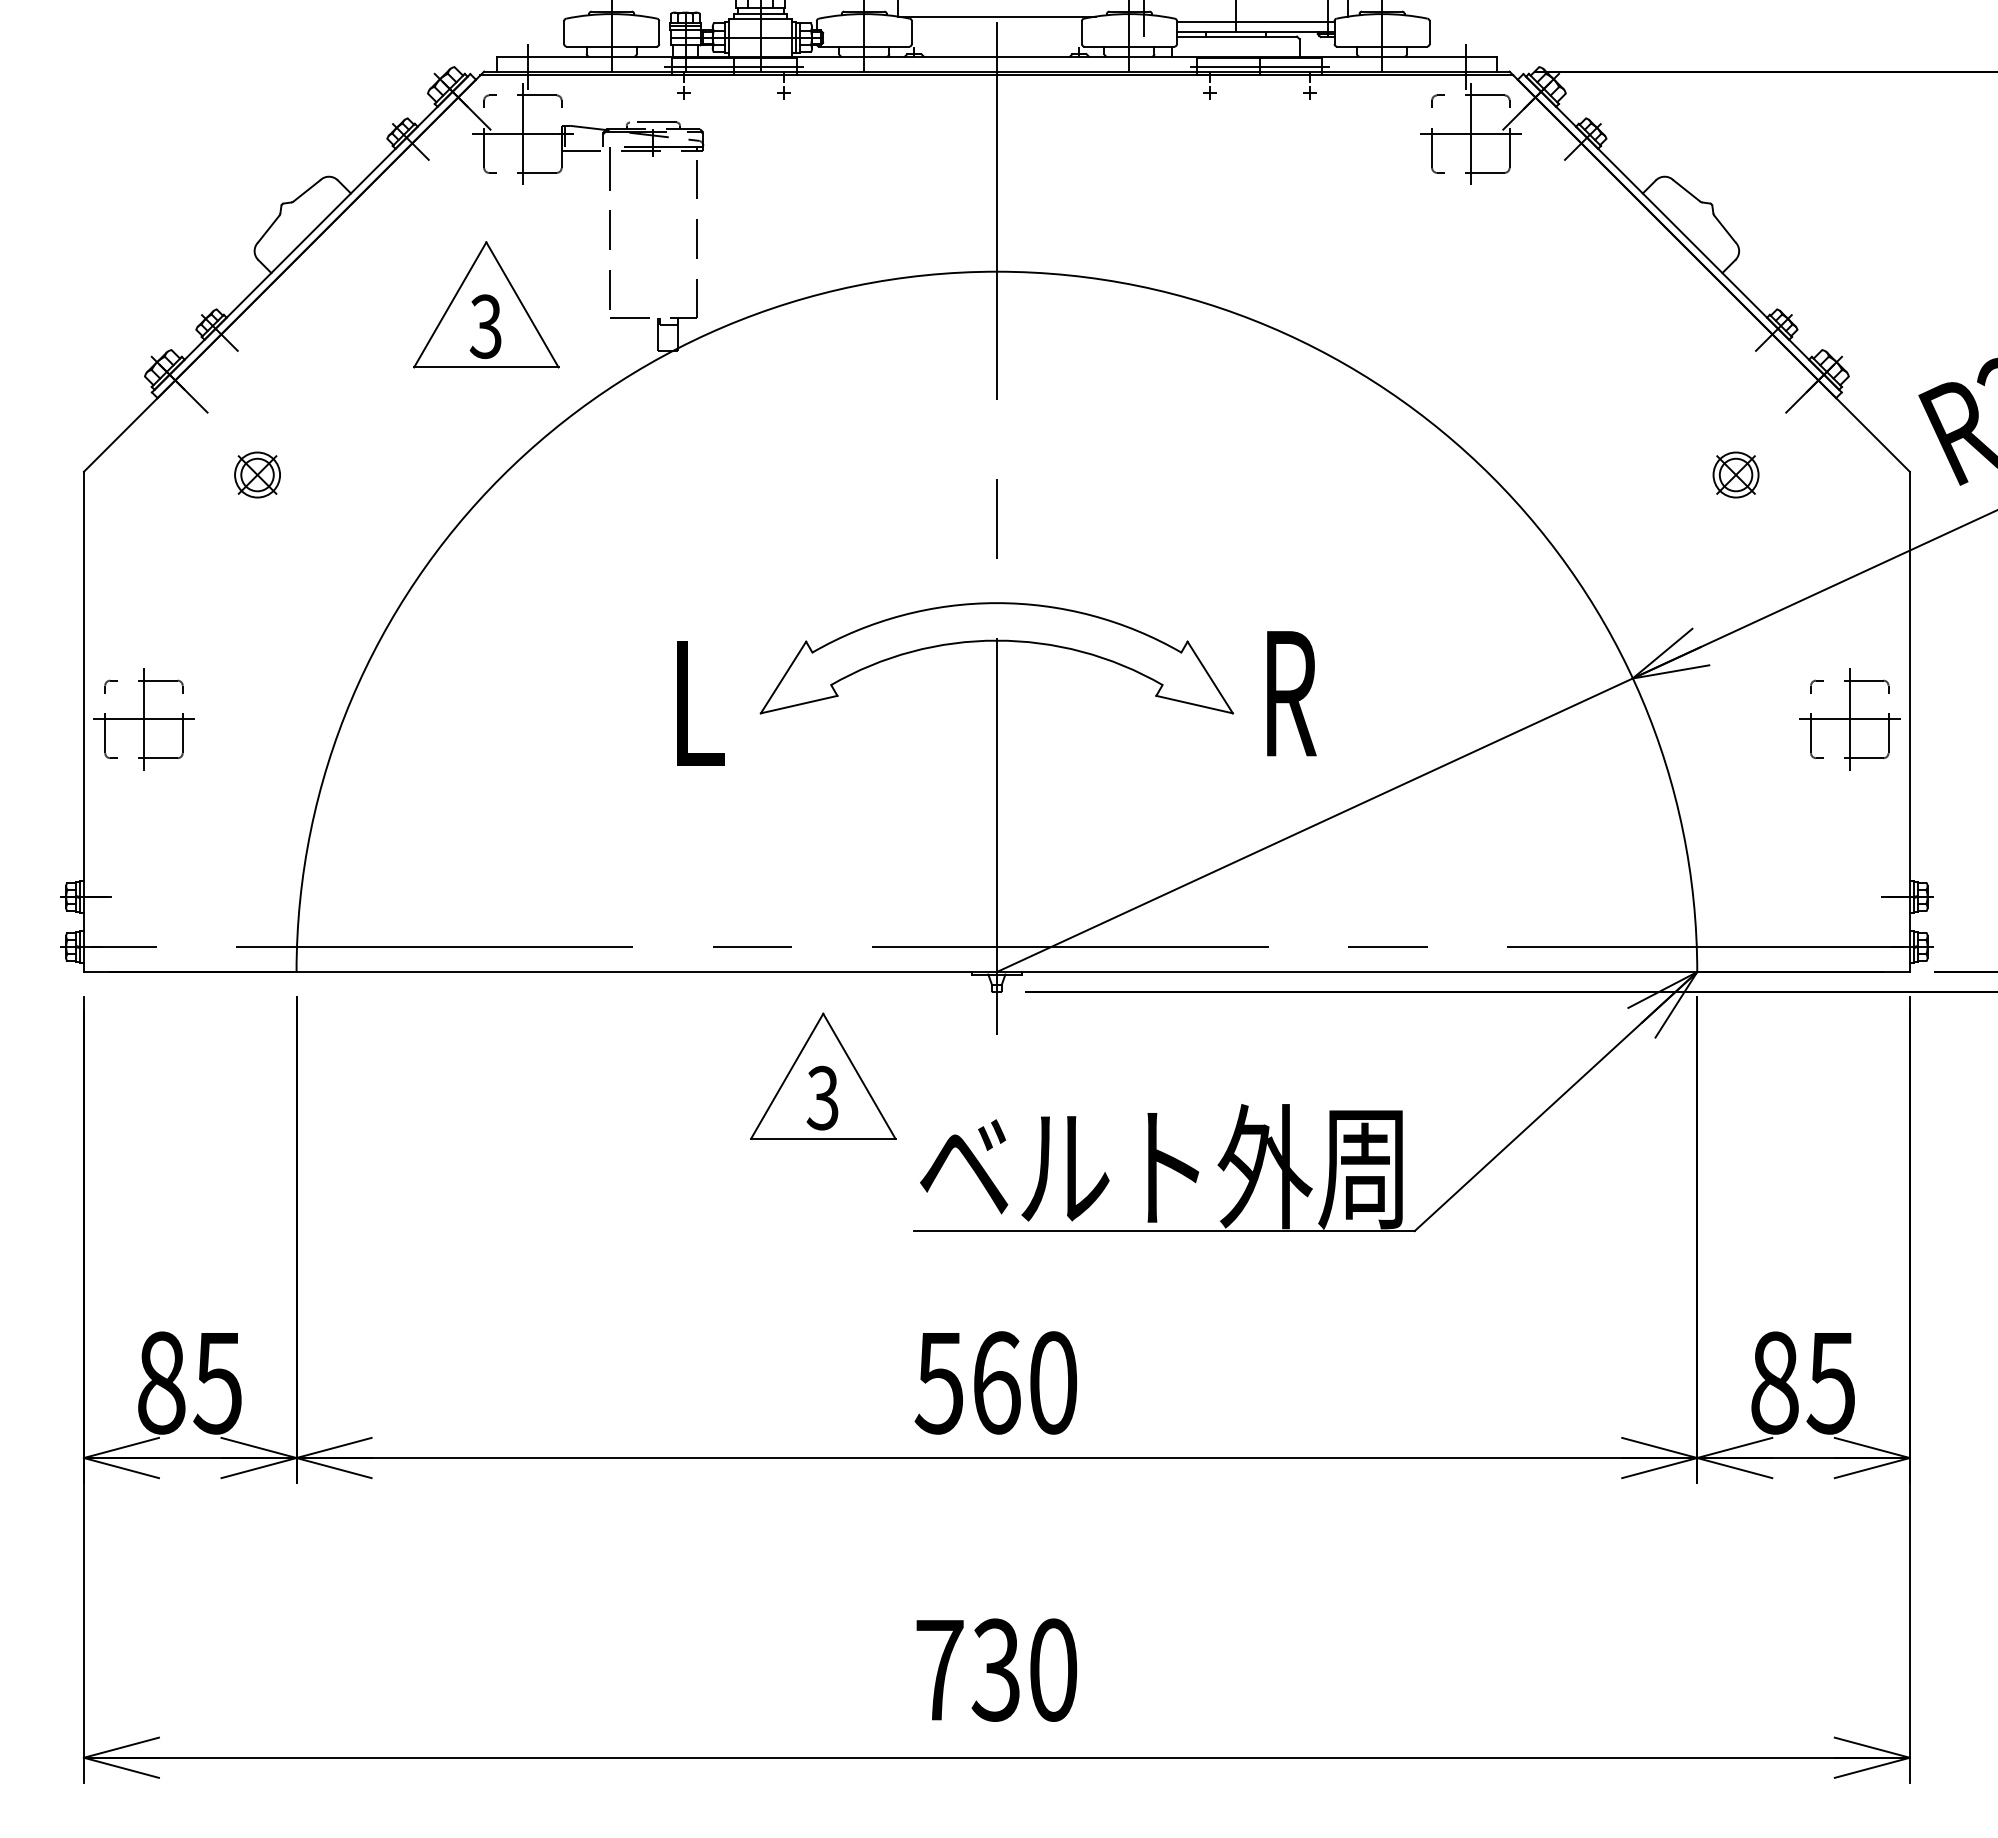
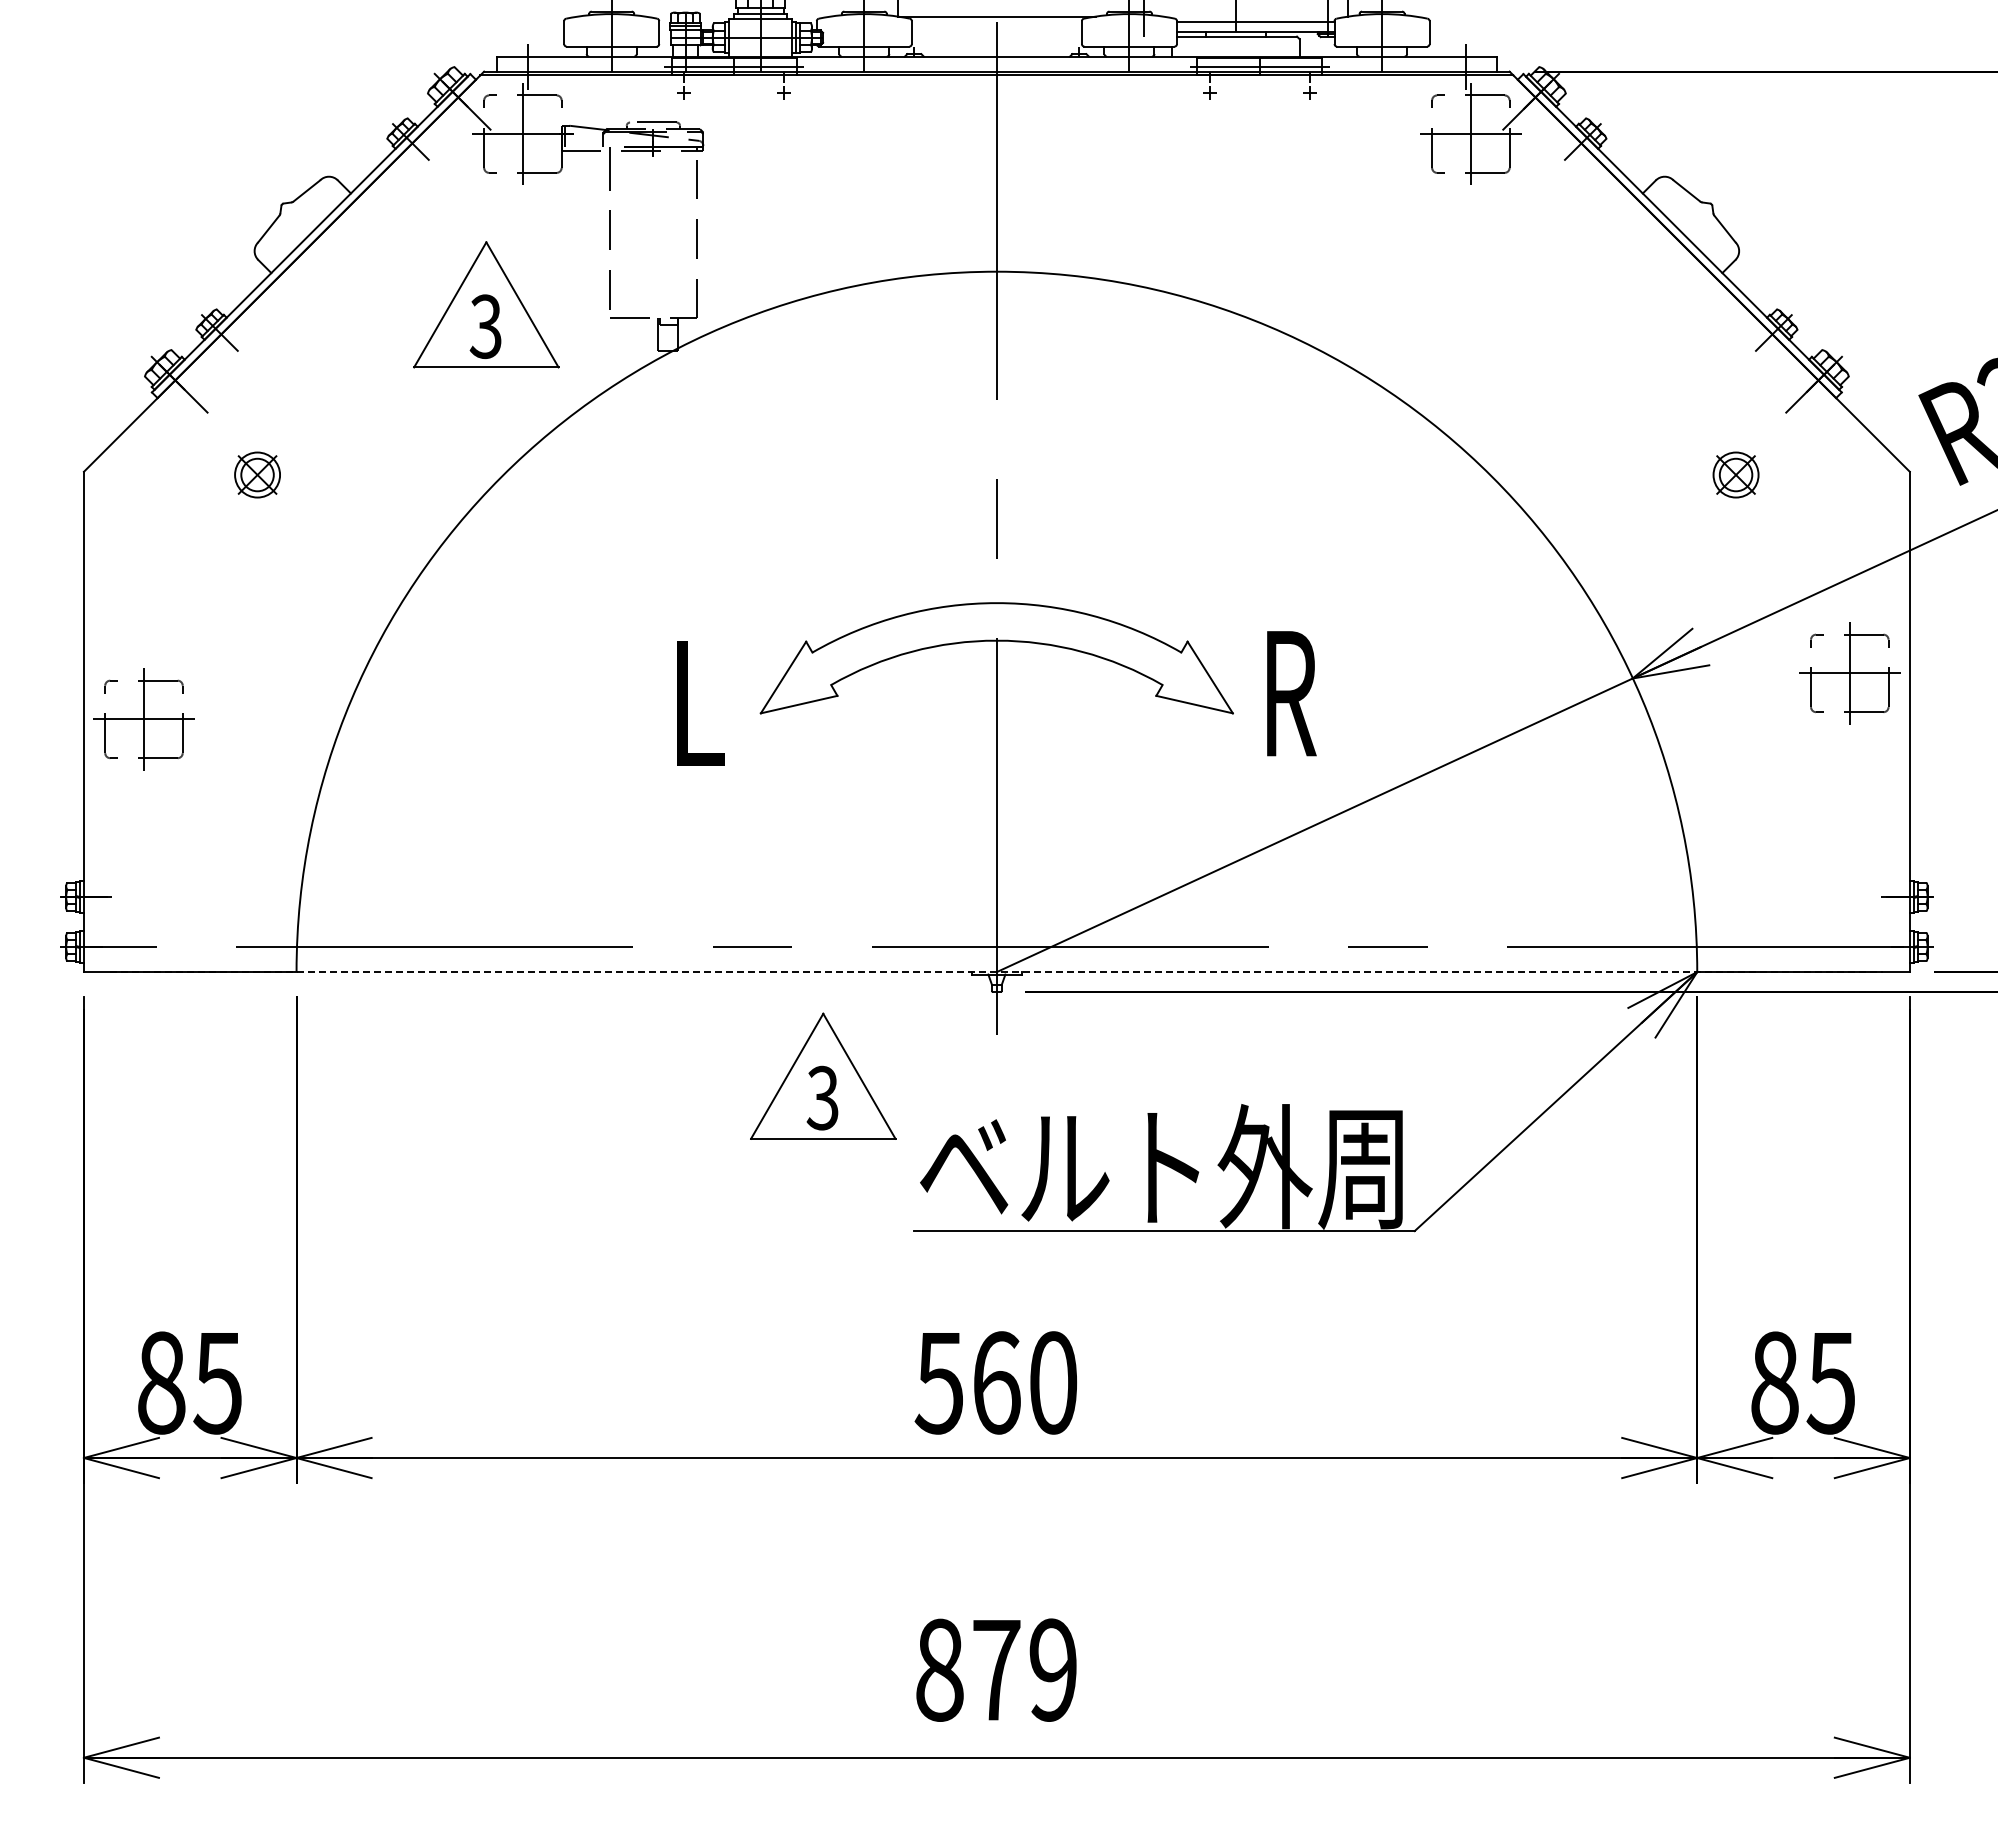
part position: (1849, 719) -> (1849, 673) (1849, 673)
line: solid -> dashed (996, 972)
text: 730 -> 879 (996, 1669)
